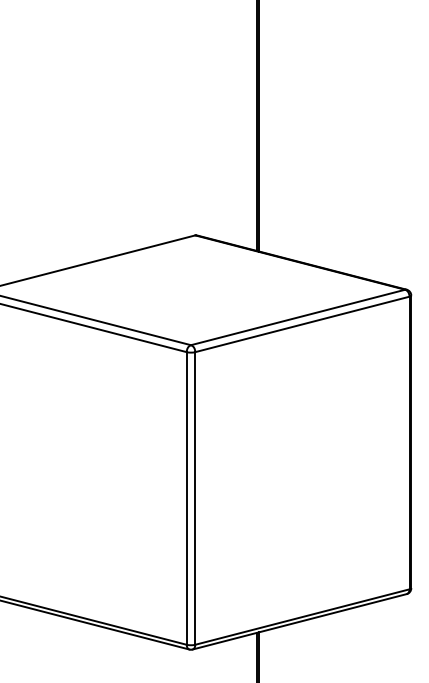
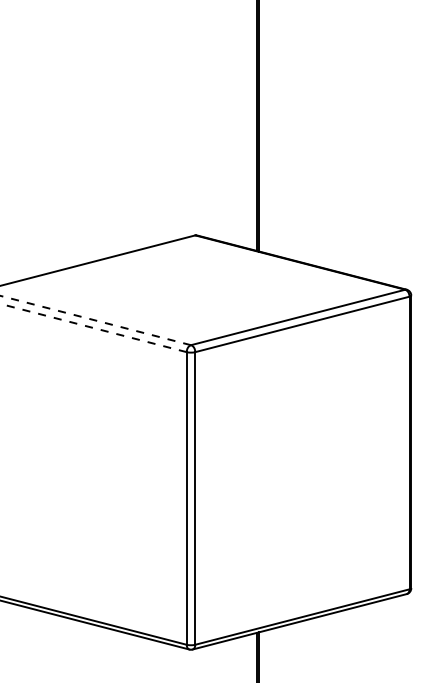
line: solid -> dashed (95, 320)
line: solid -> dashed (92, 327)
